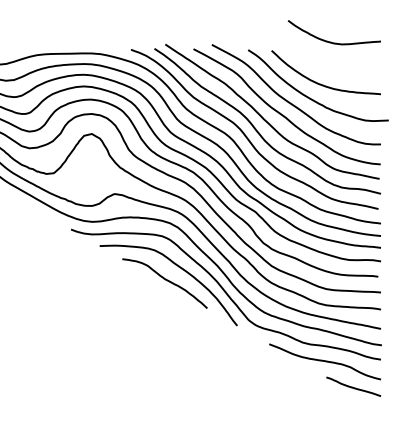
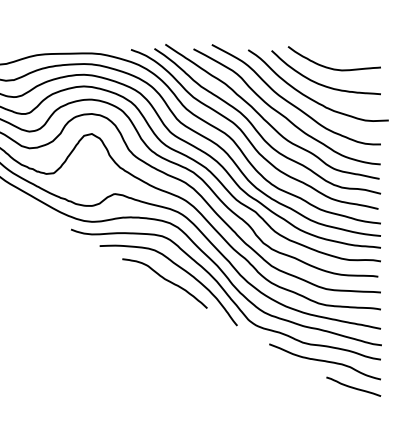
curve position: (331, 41) -> (331, 67) (331, 67)
